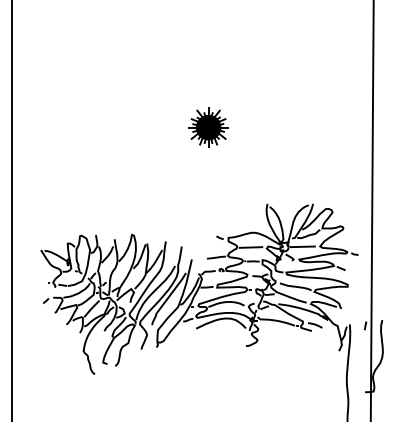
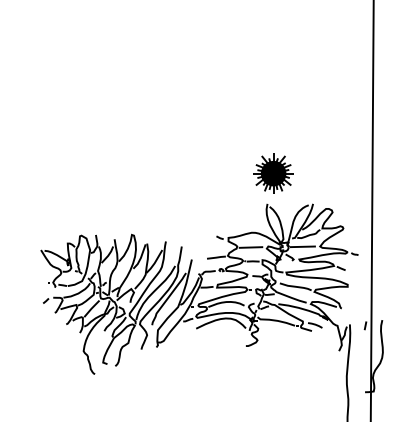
part position: (208, 127) -> (273, 173) (273, 173)
line: present -> none (12, 210)
